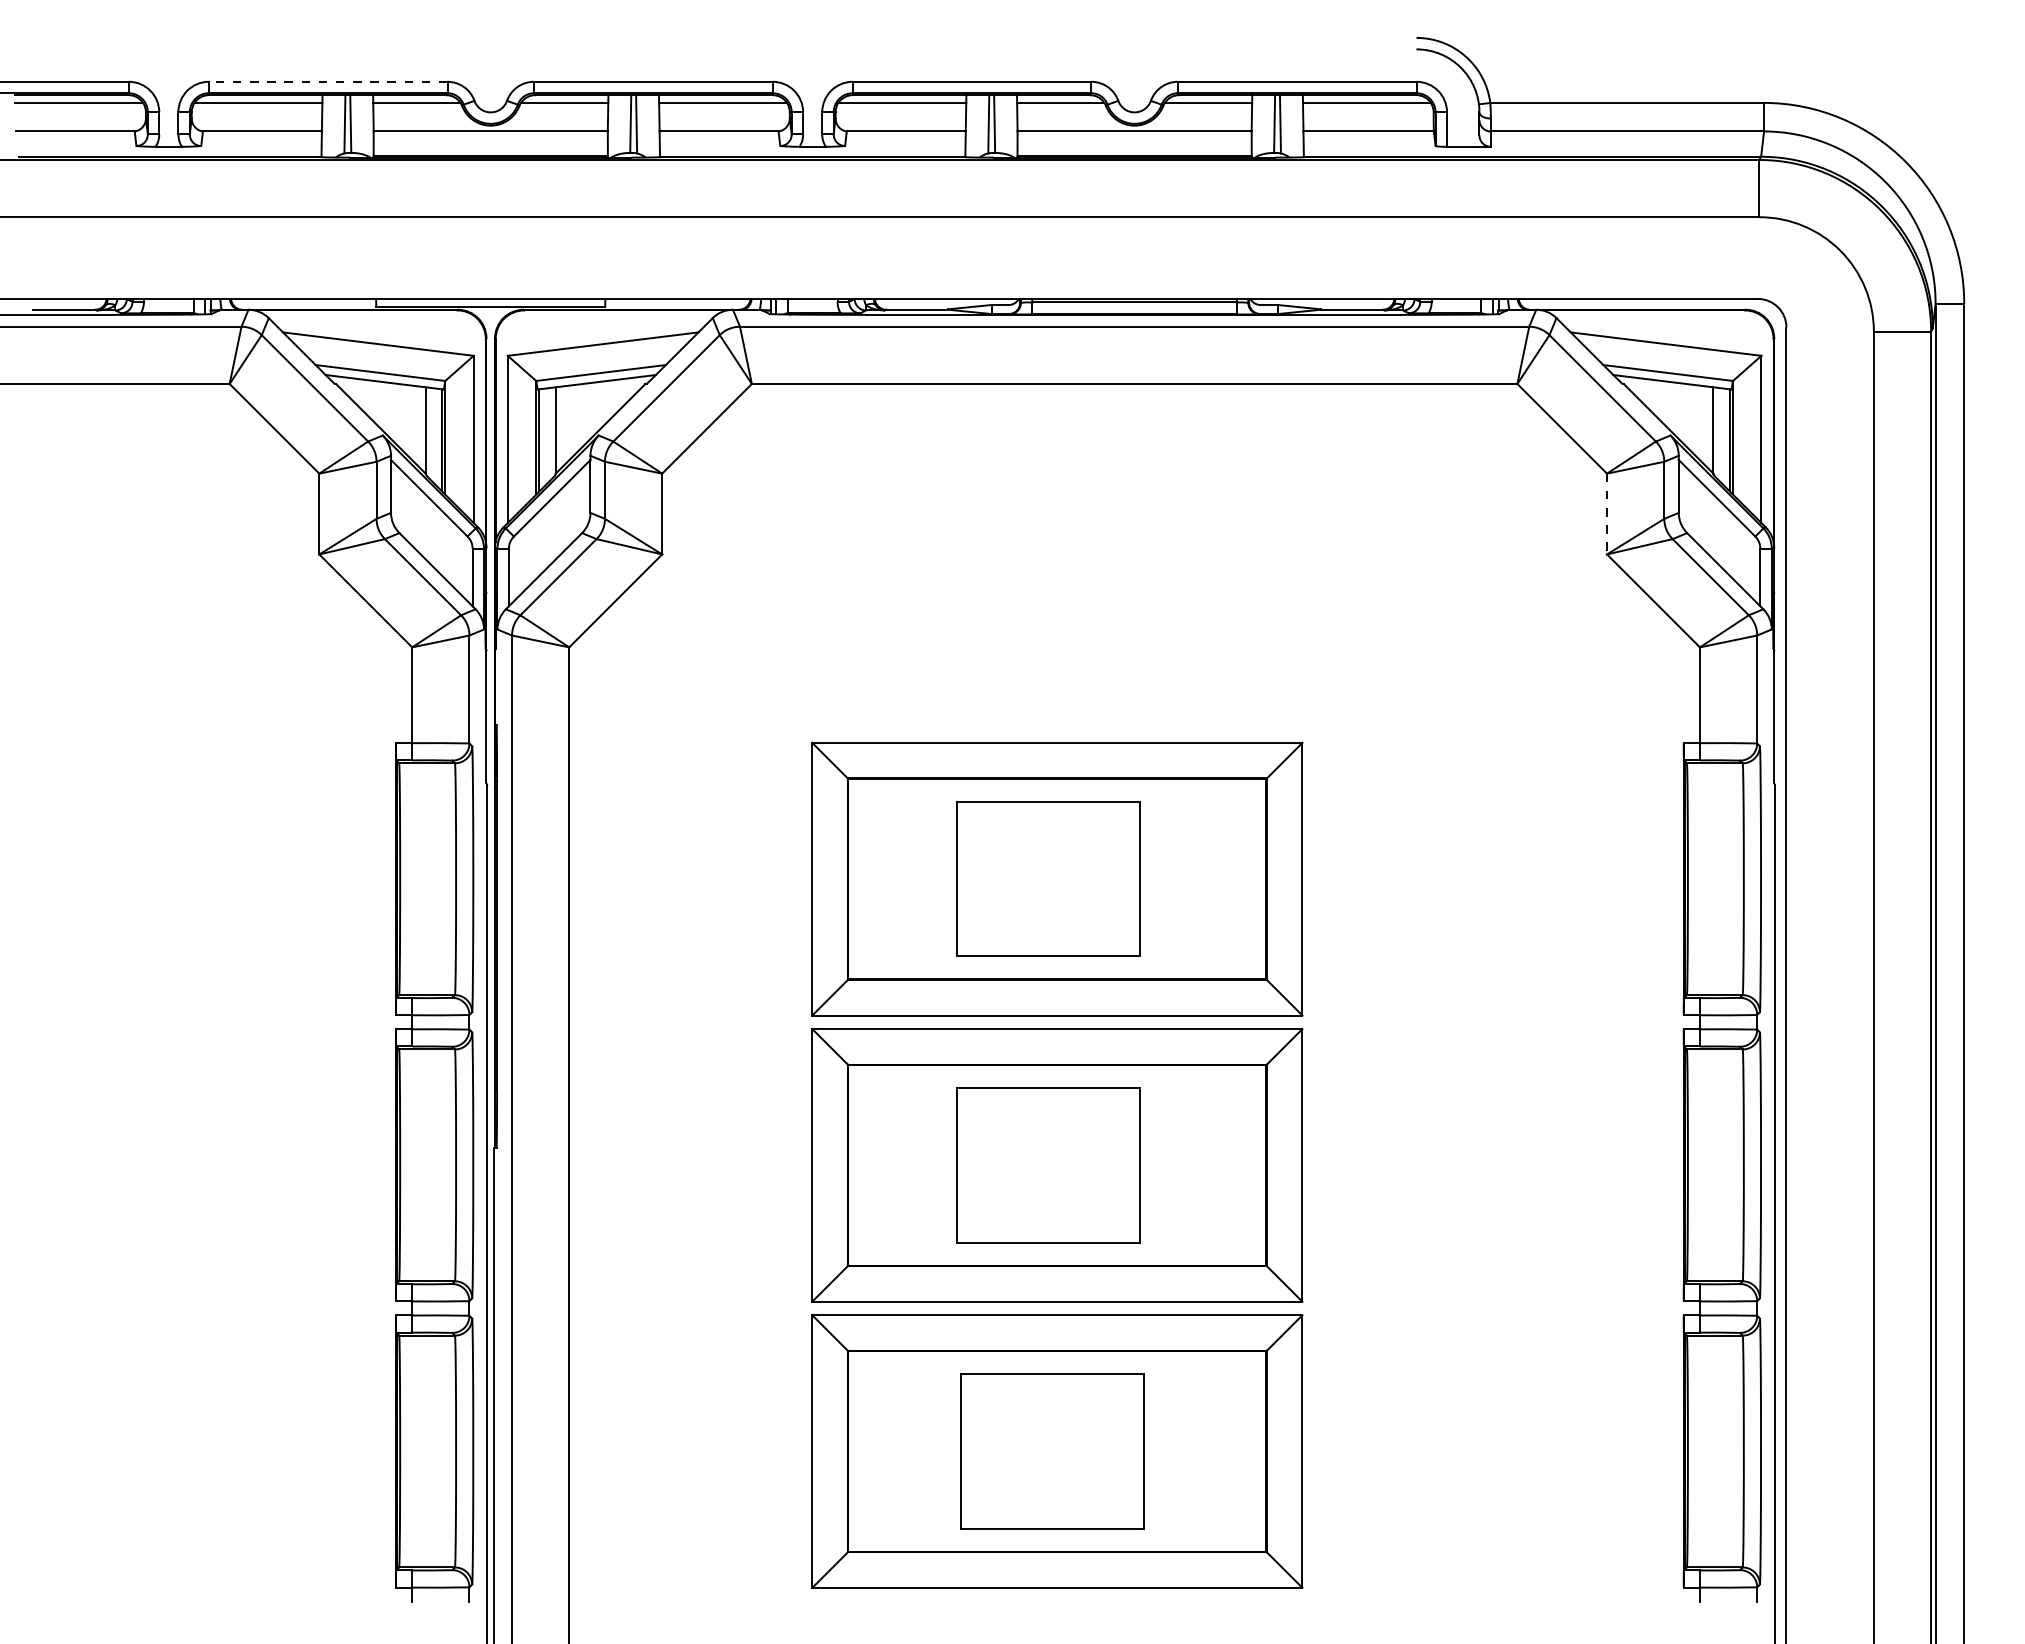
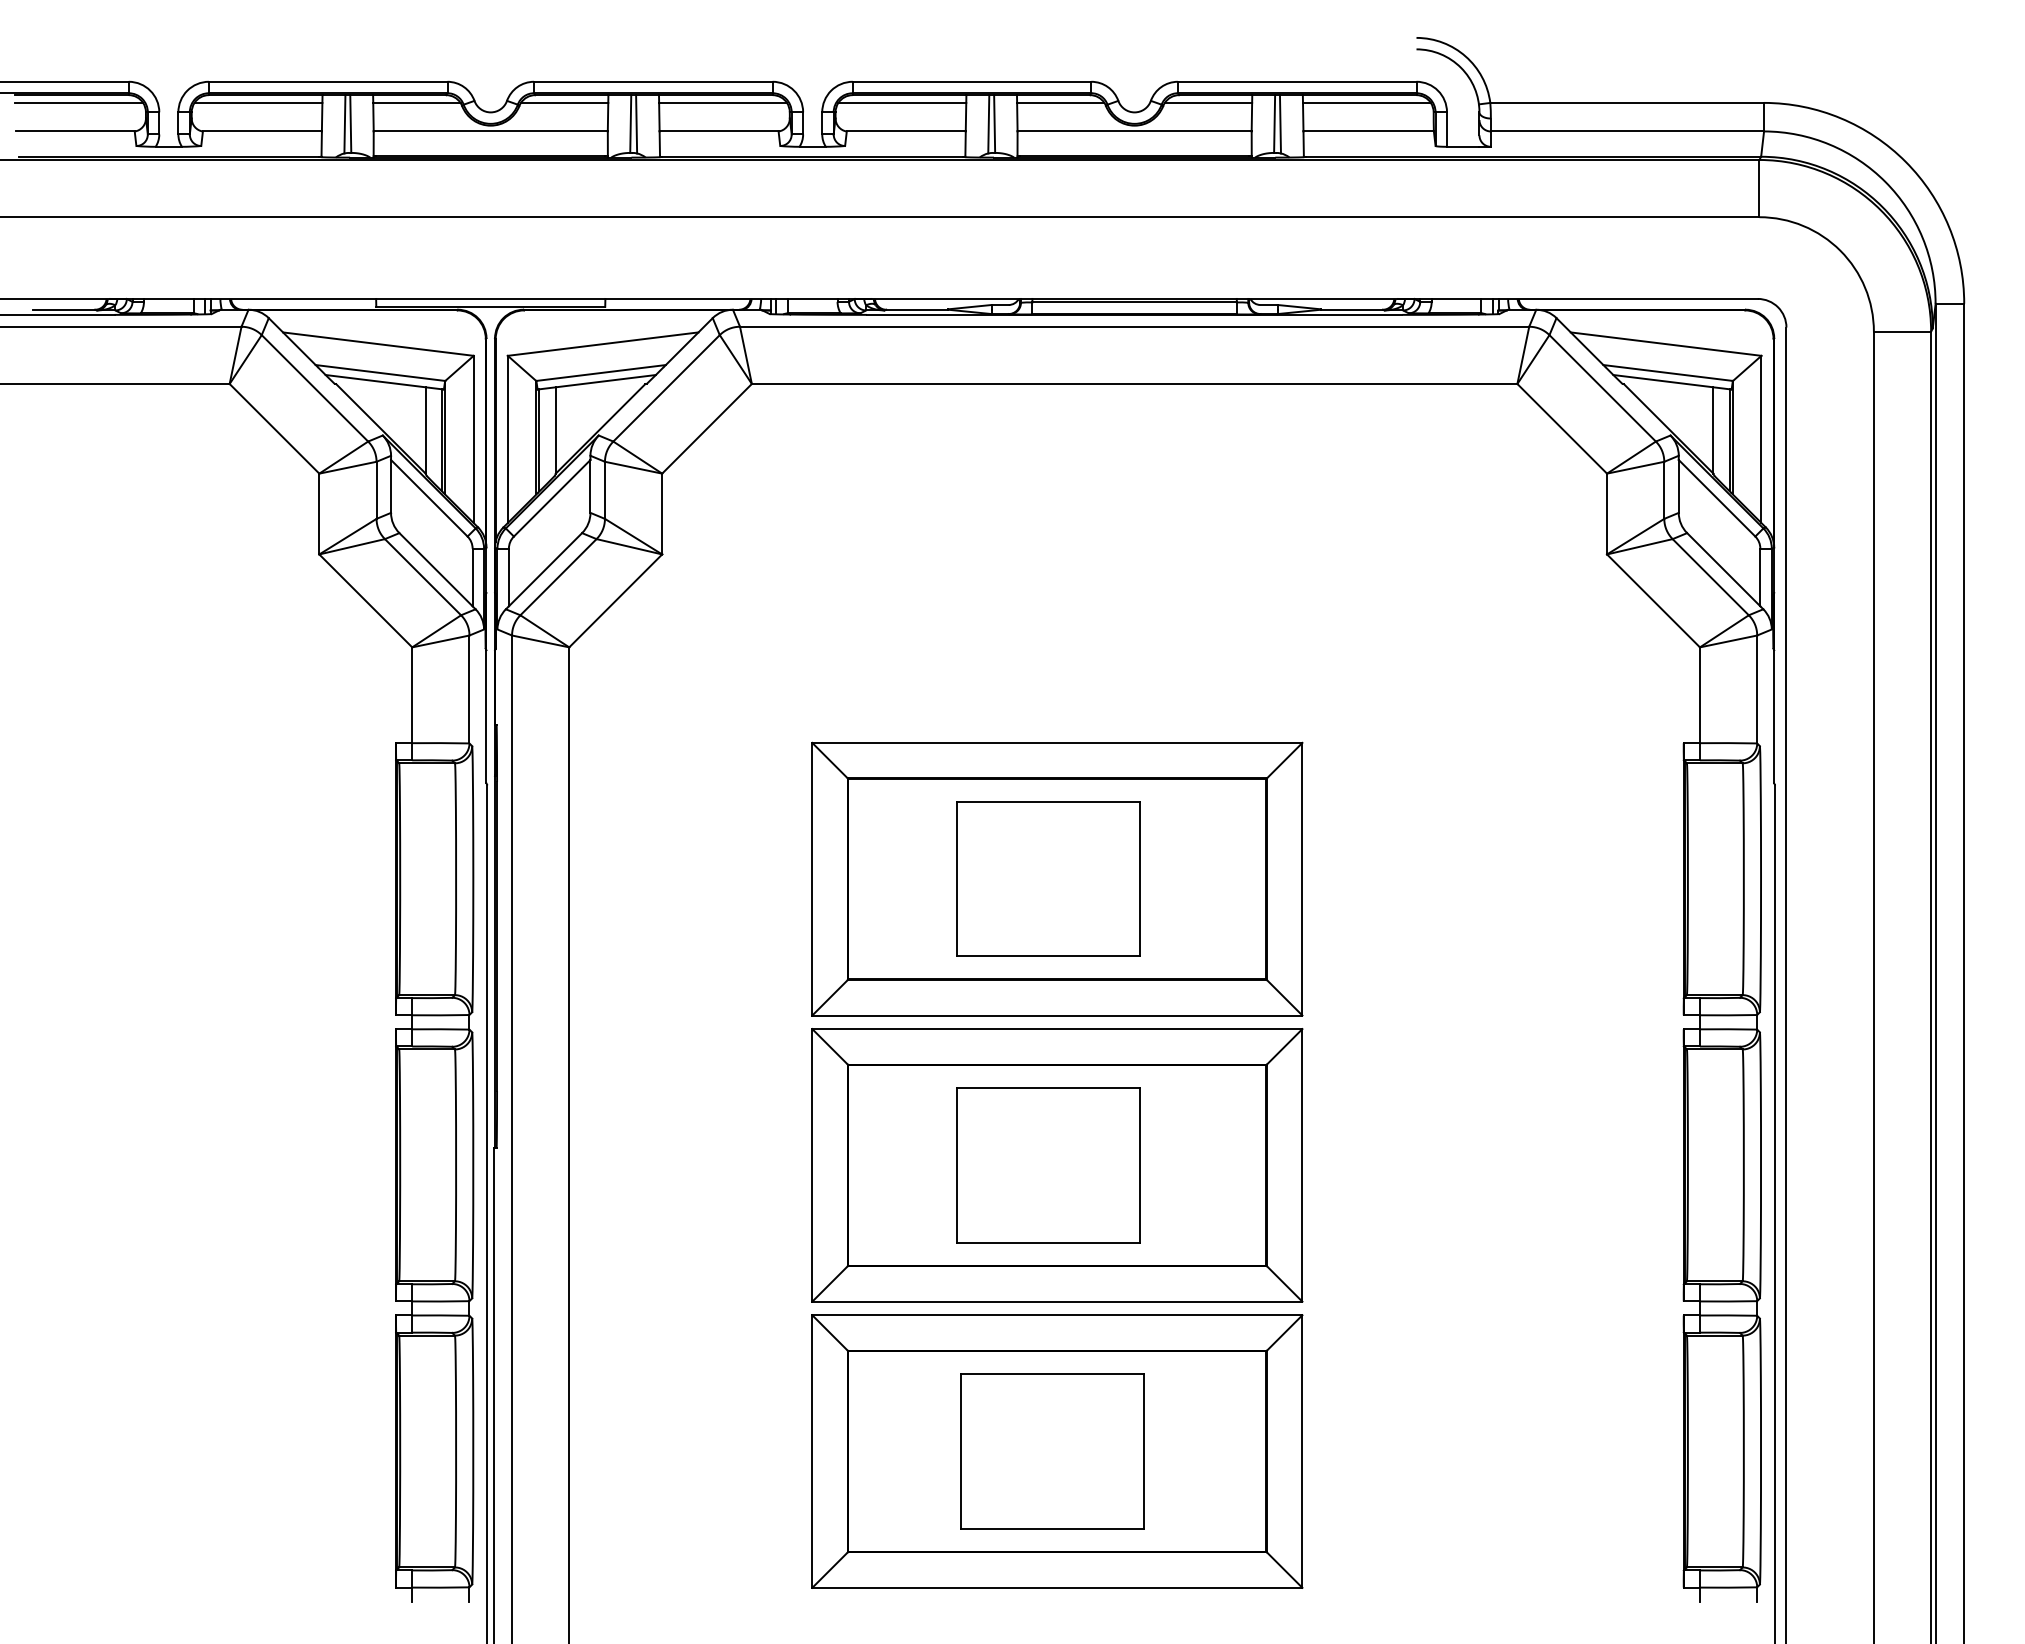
line: dashed -> solid (327, 81)
line: dashed -> solid (1607, 514)
